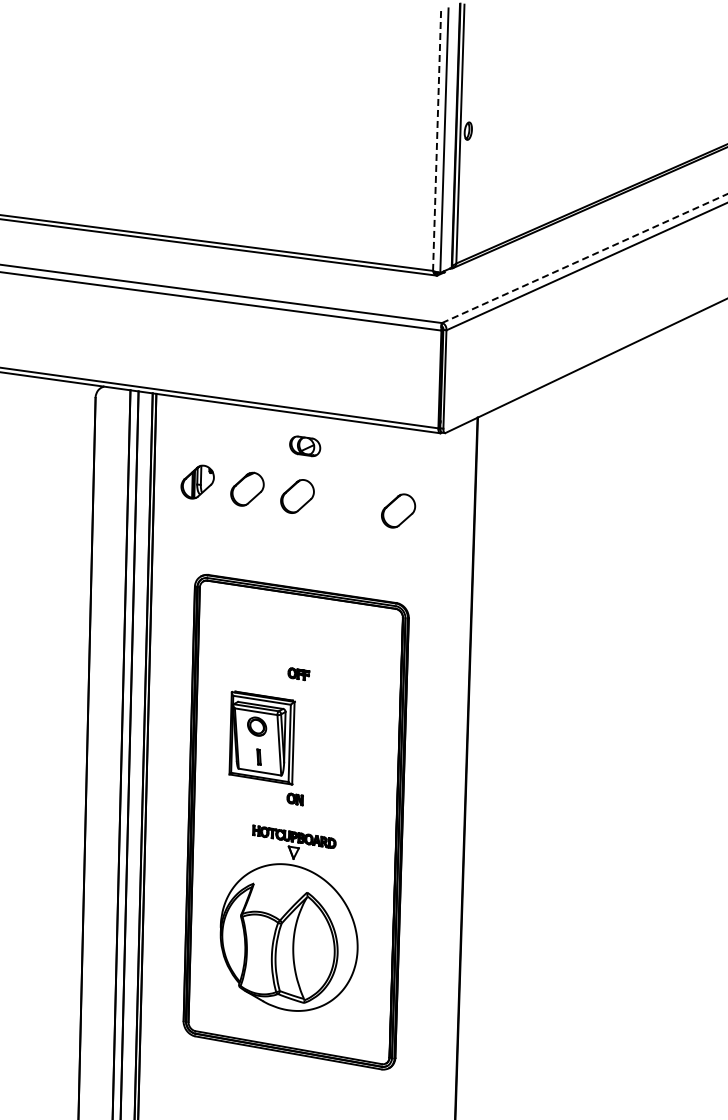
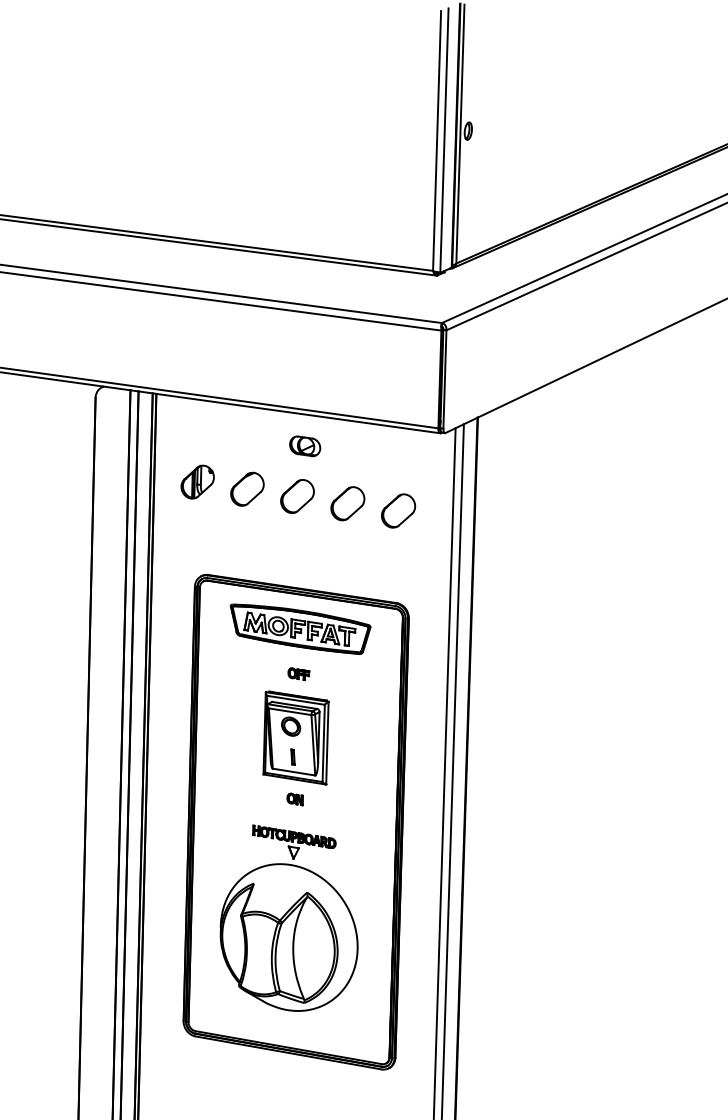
line: dashed -> solid (437, 140)
line: dashed -> solid (584, 258)
part: none -> present (347, 503)
part: none -> present (300, 628)
part position: (261, 737) -> (295, 737) (295, 737)
line: none -> present (452, 770)
line: none -> present (444, 772)
